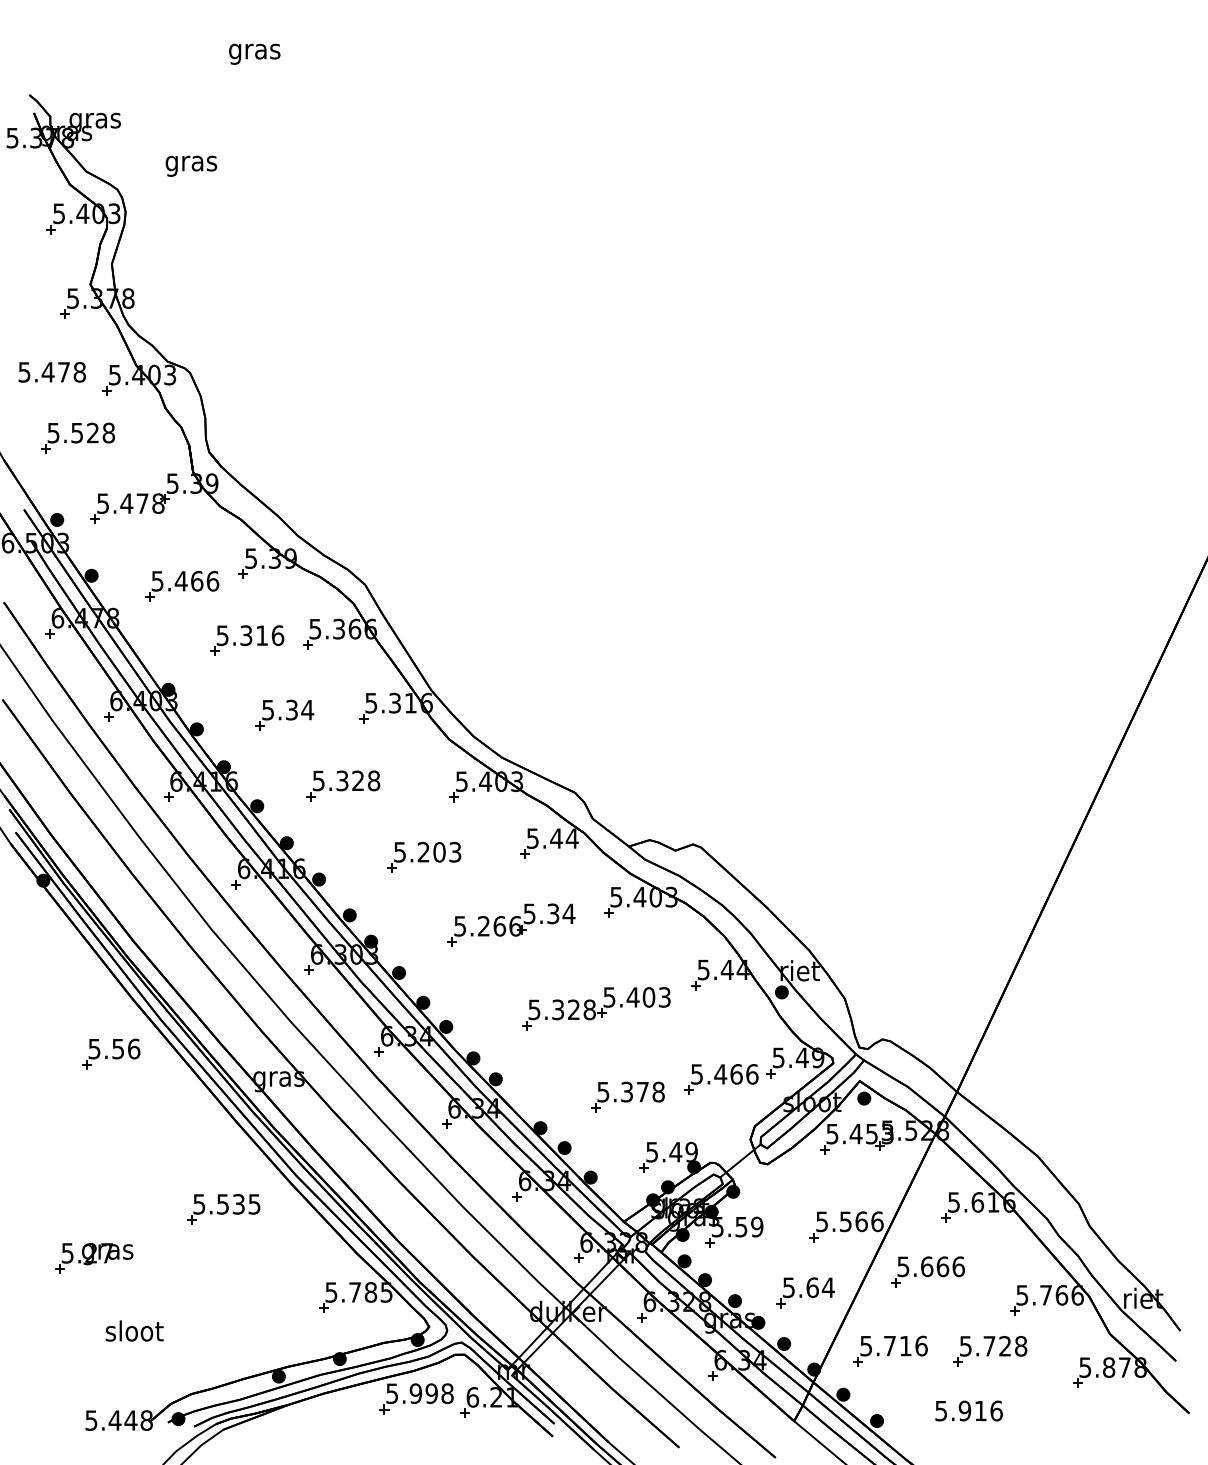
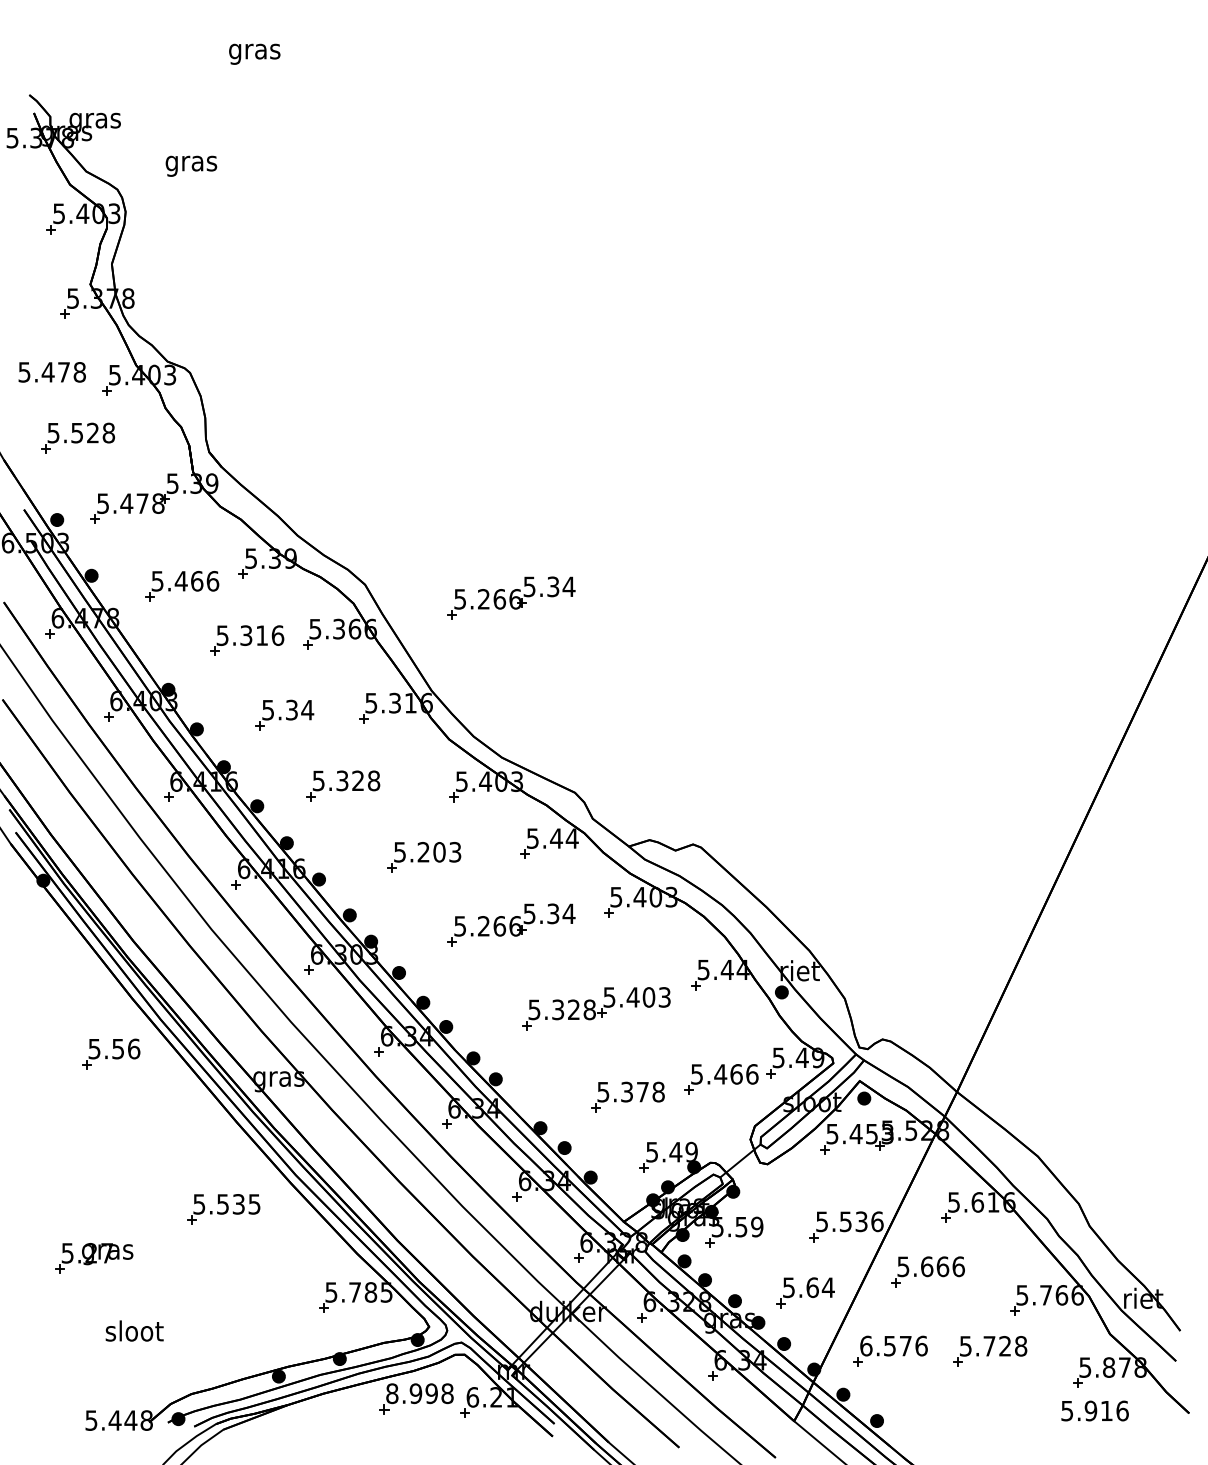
part: none -> present (511, 597)
text: 5.566 -> 5.536 (861, 1221)
text: 5.716 -> 6.576 (885, 1345)
text: 5.998 -> 8.998 (392, 1393)
text position: (968, 1410) -> (1094, 1410) (1094, 1410)
